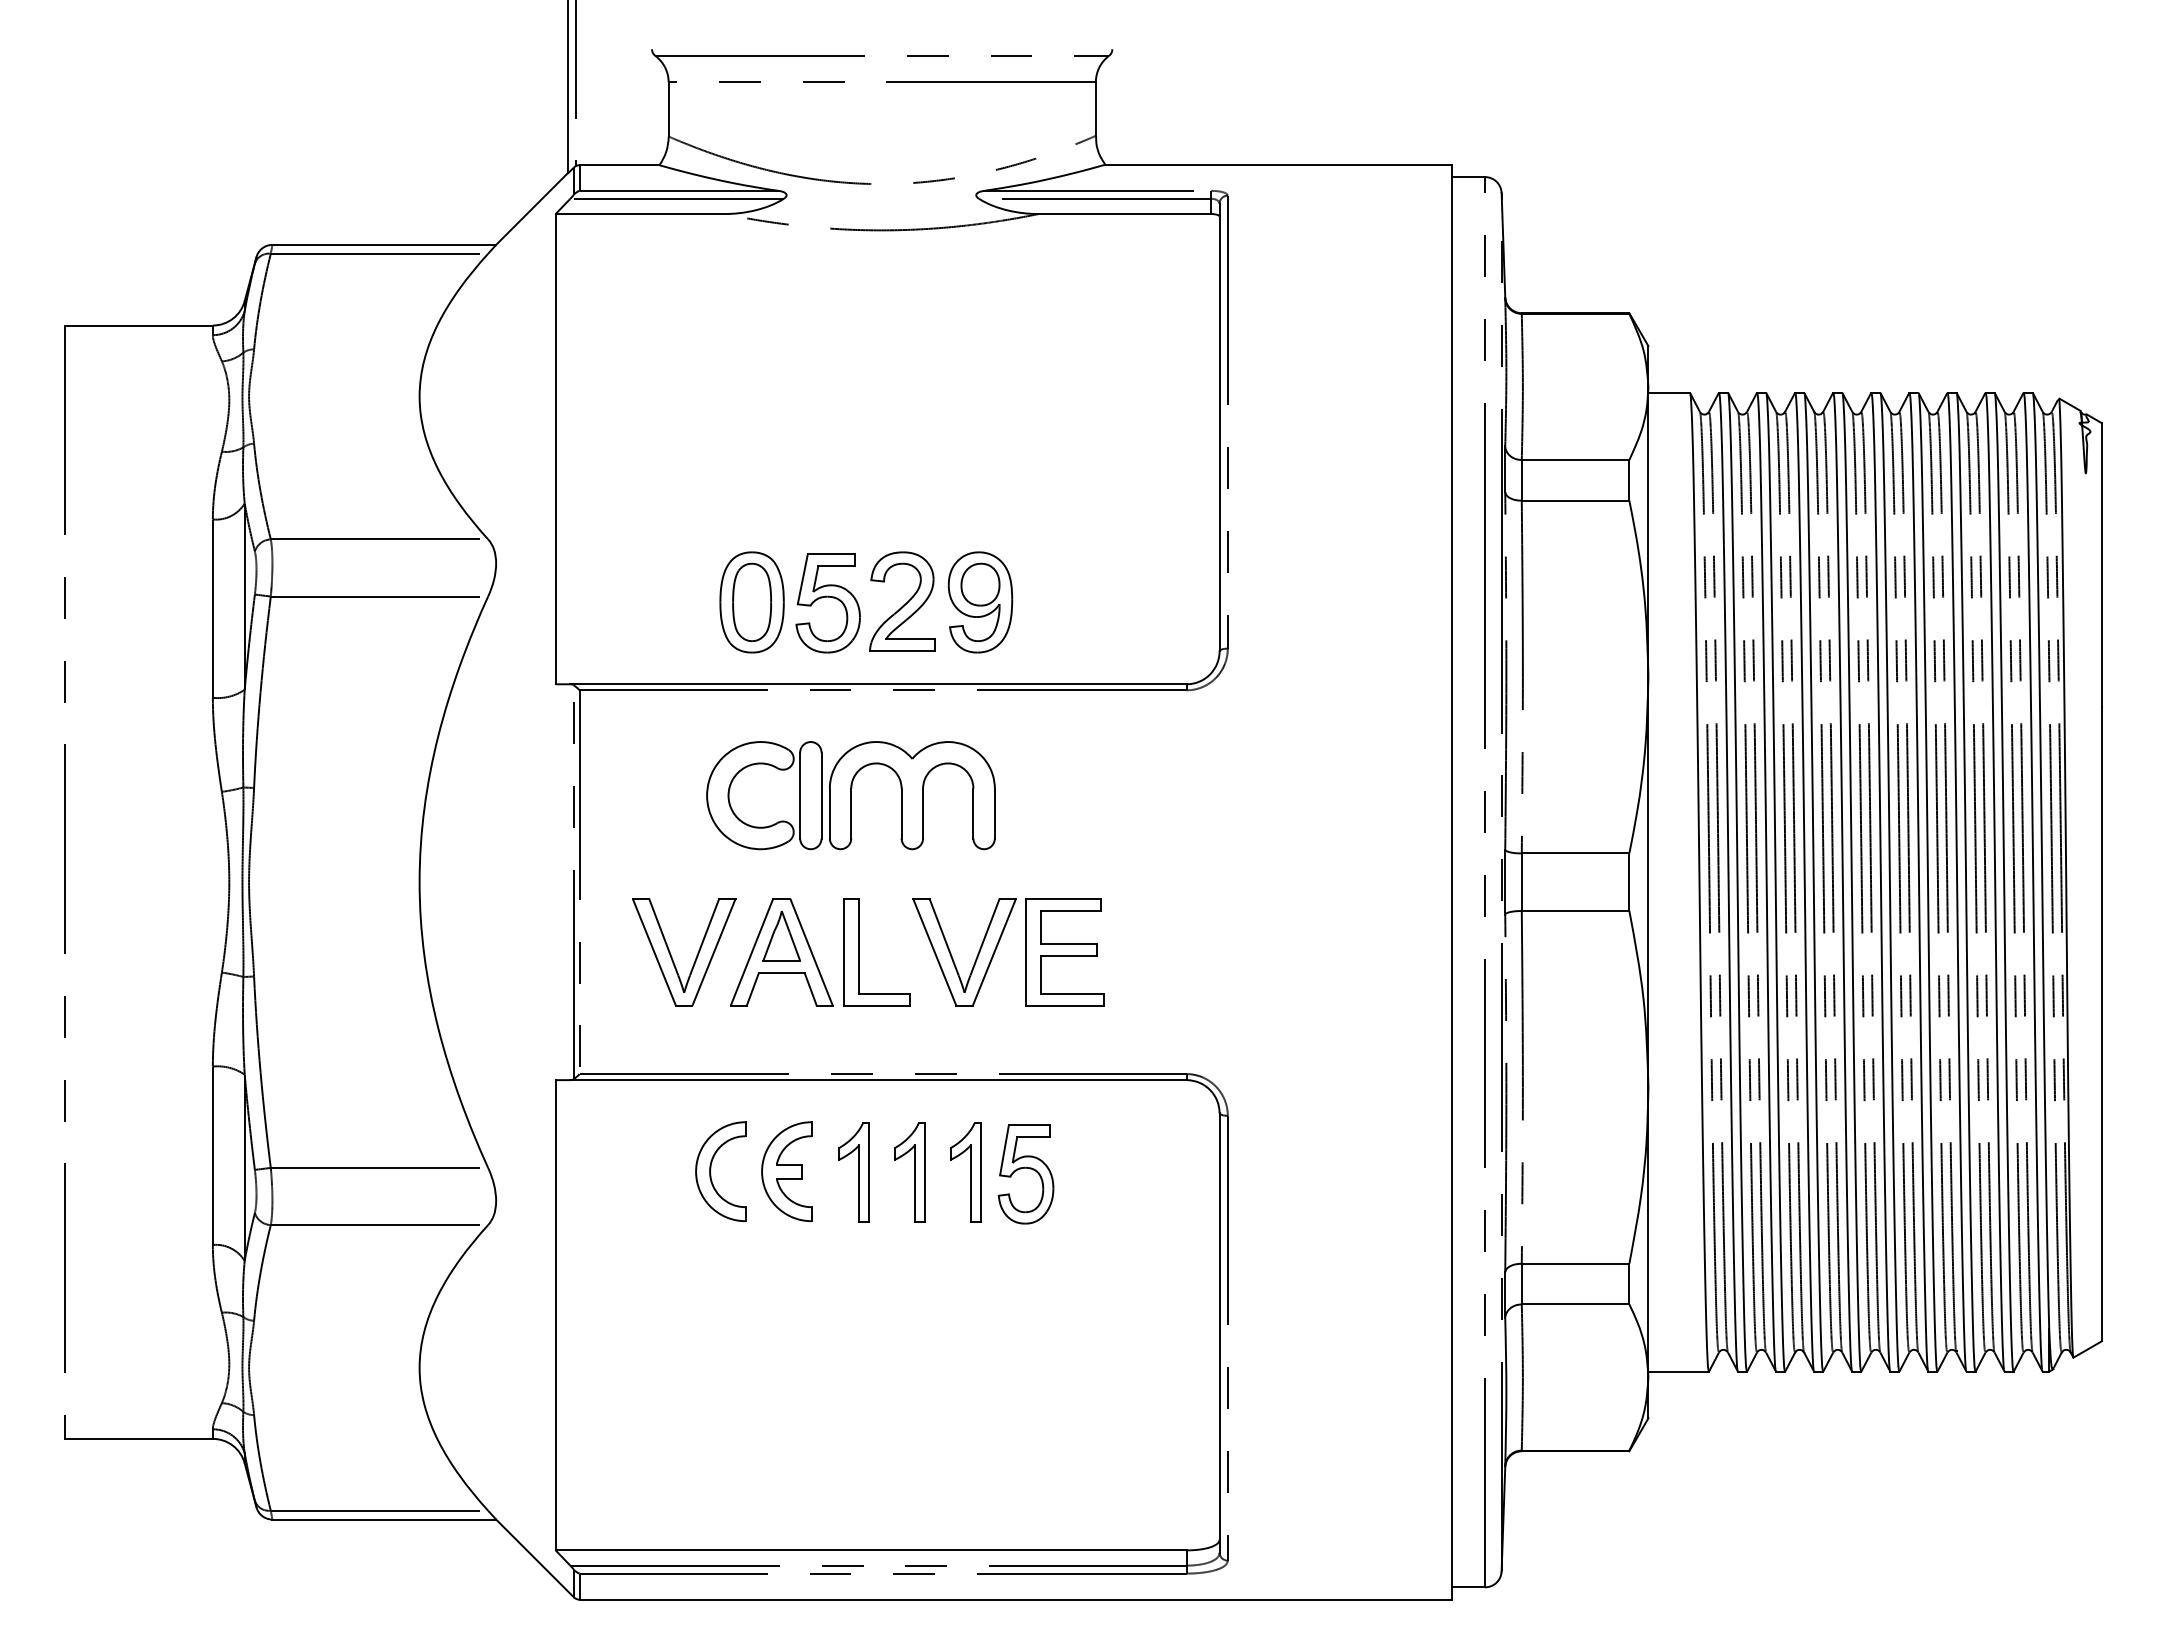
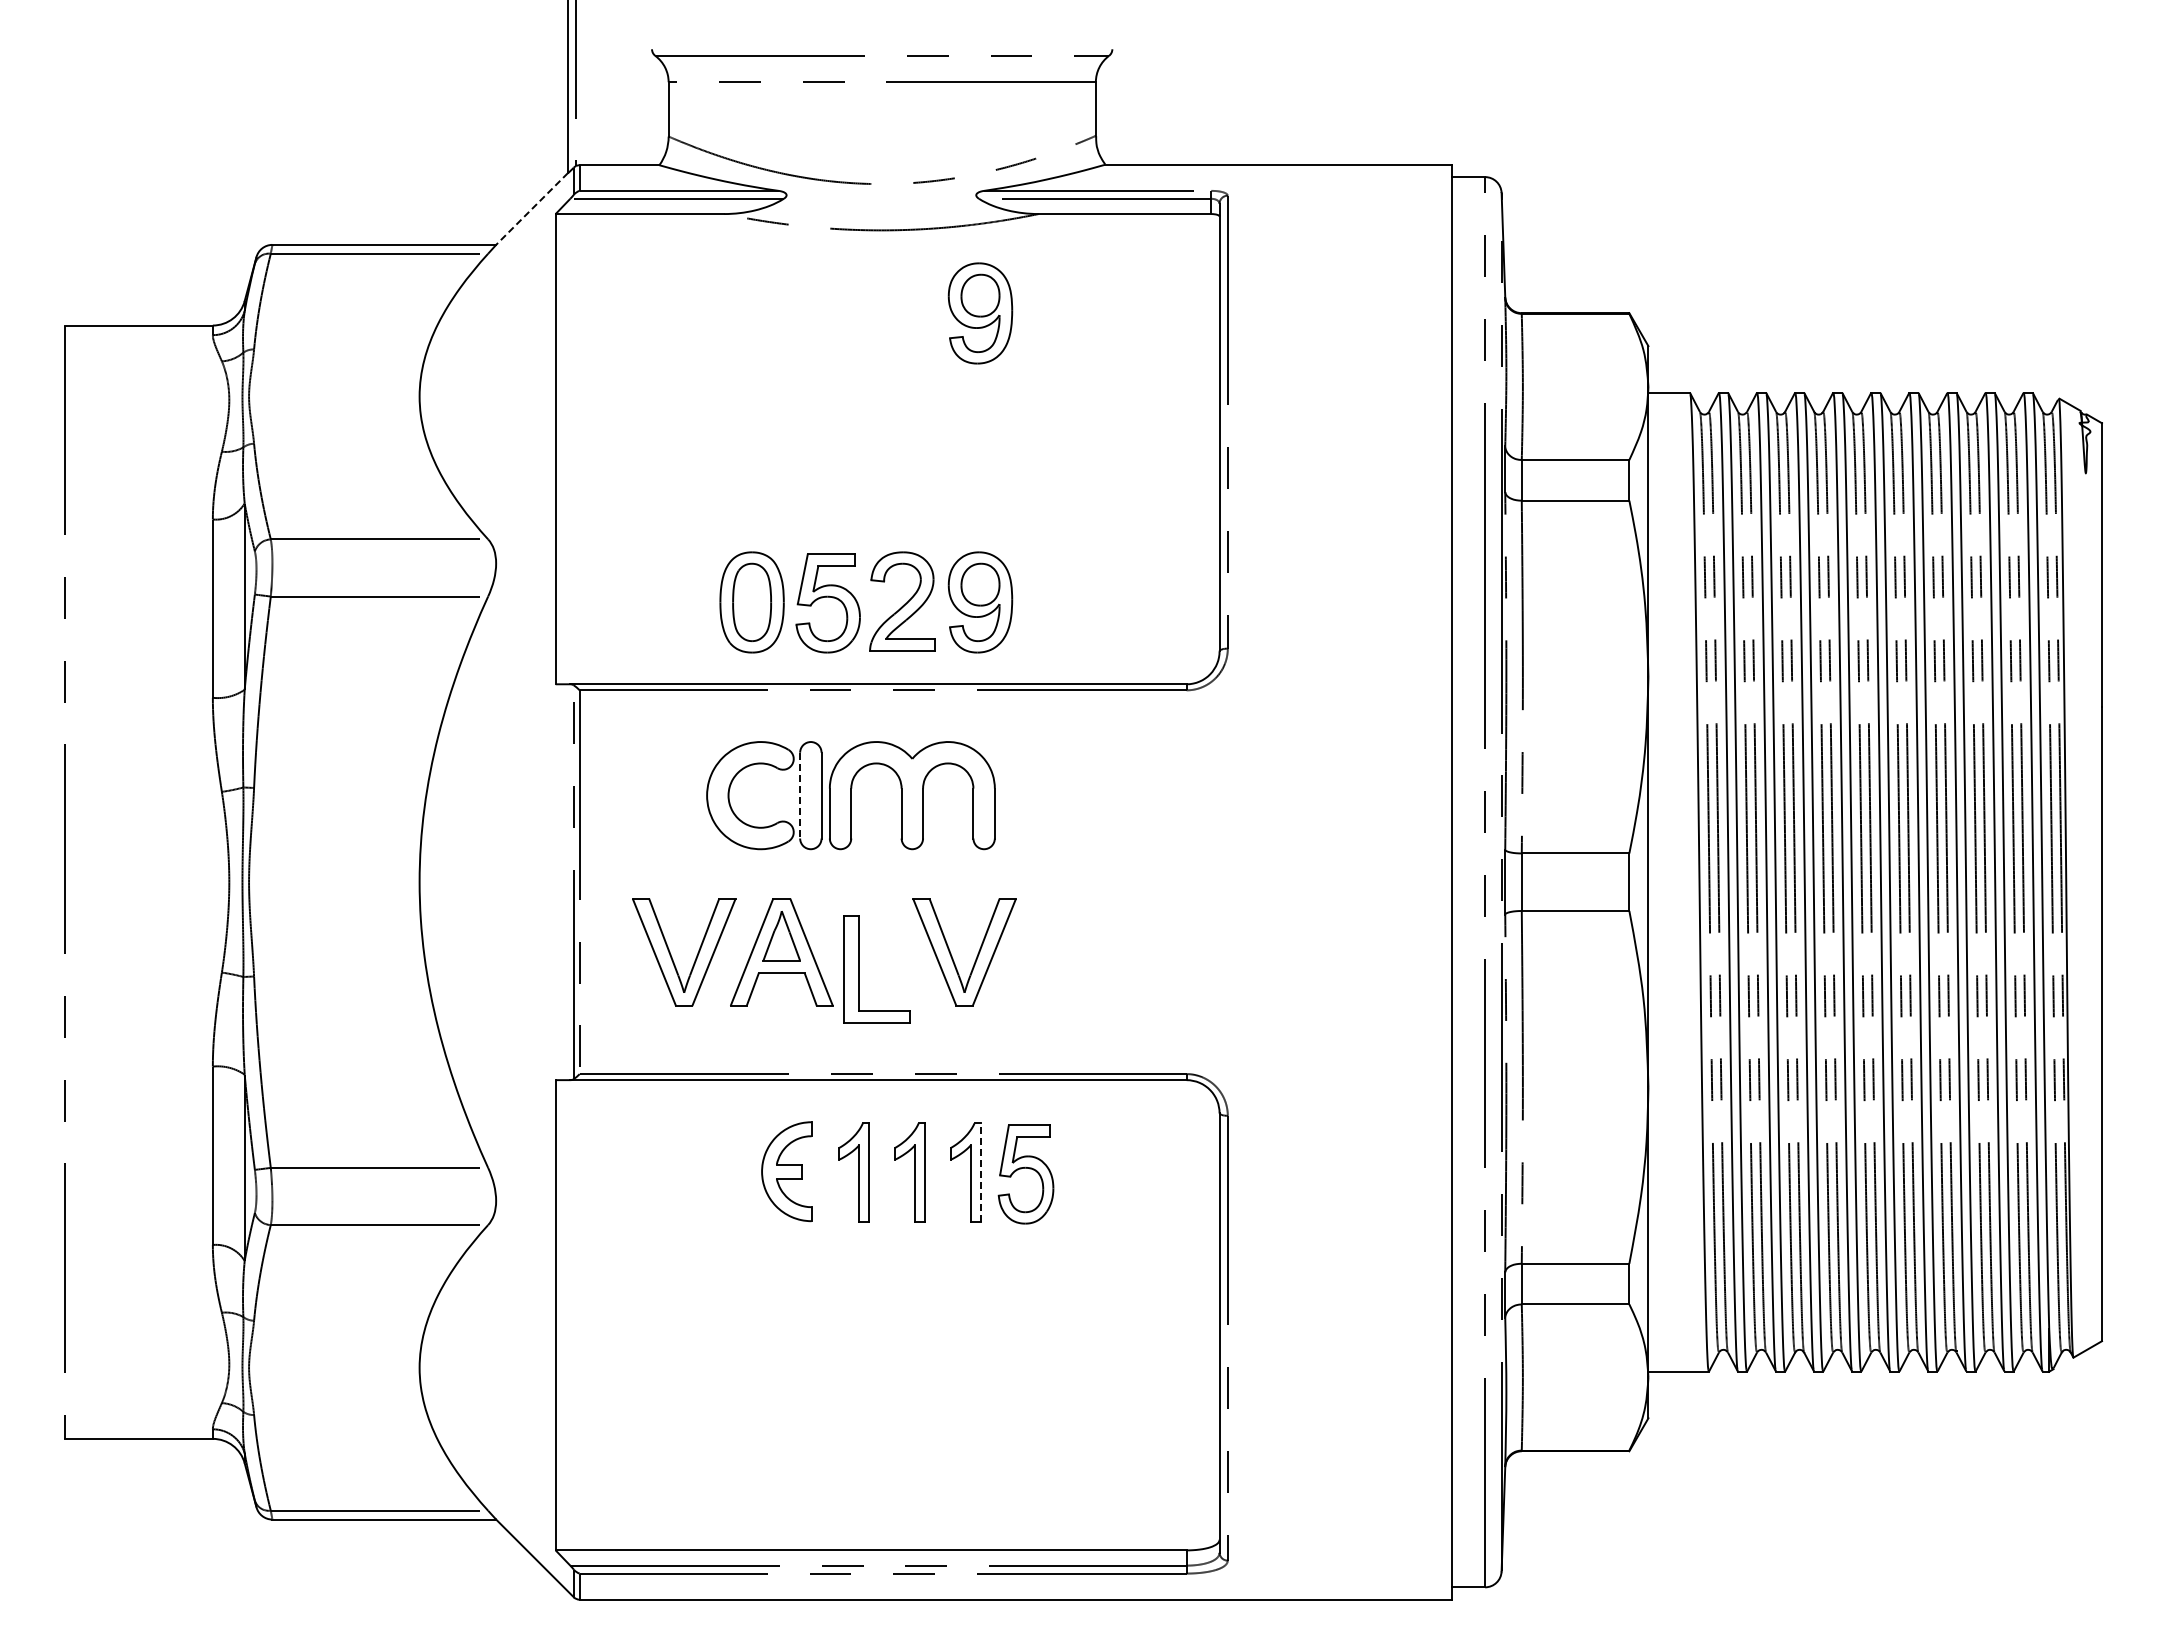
line: solid -> dashed (532, 208)
part: none -> present (980, 313)
line: solid -> dashed (800, 795)
part position: (859, 952) -> (859, 969) (859, 969)
part: present -> none (1064, 952)
part: present -> none (711, 1169)
line: solid -> dashed (981, 1172)
